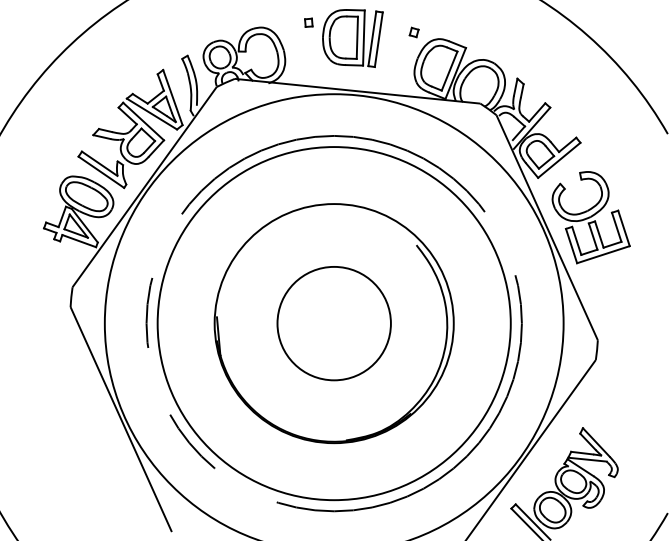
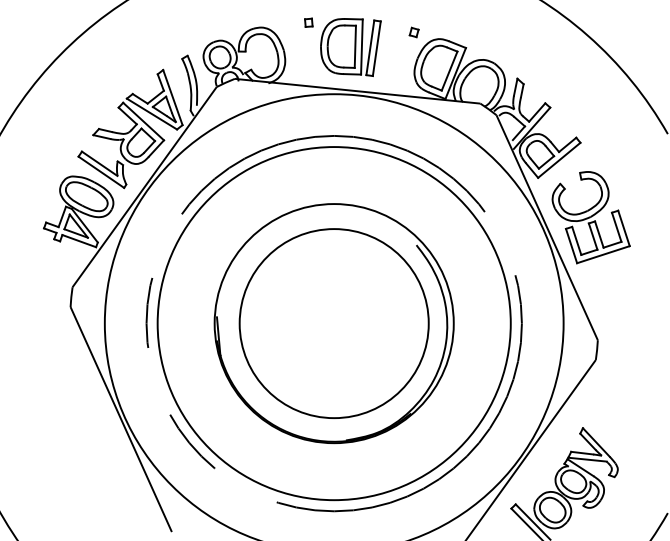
part position: (352, 38) -> (350, 47) (350, 47)
circle diameter: 113 px -> 189 px (333, 323)
